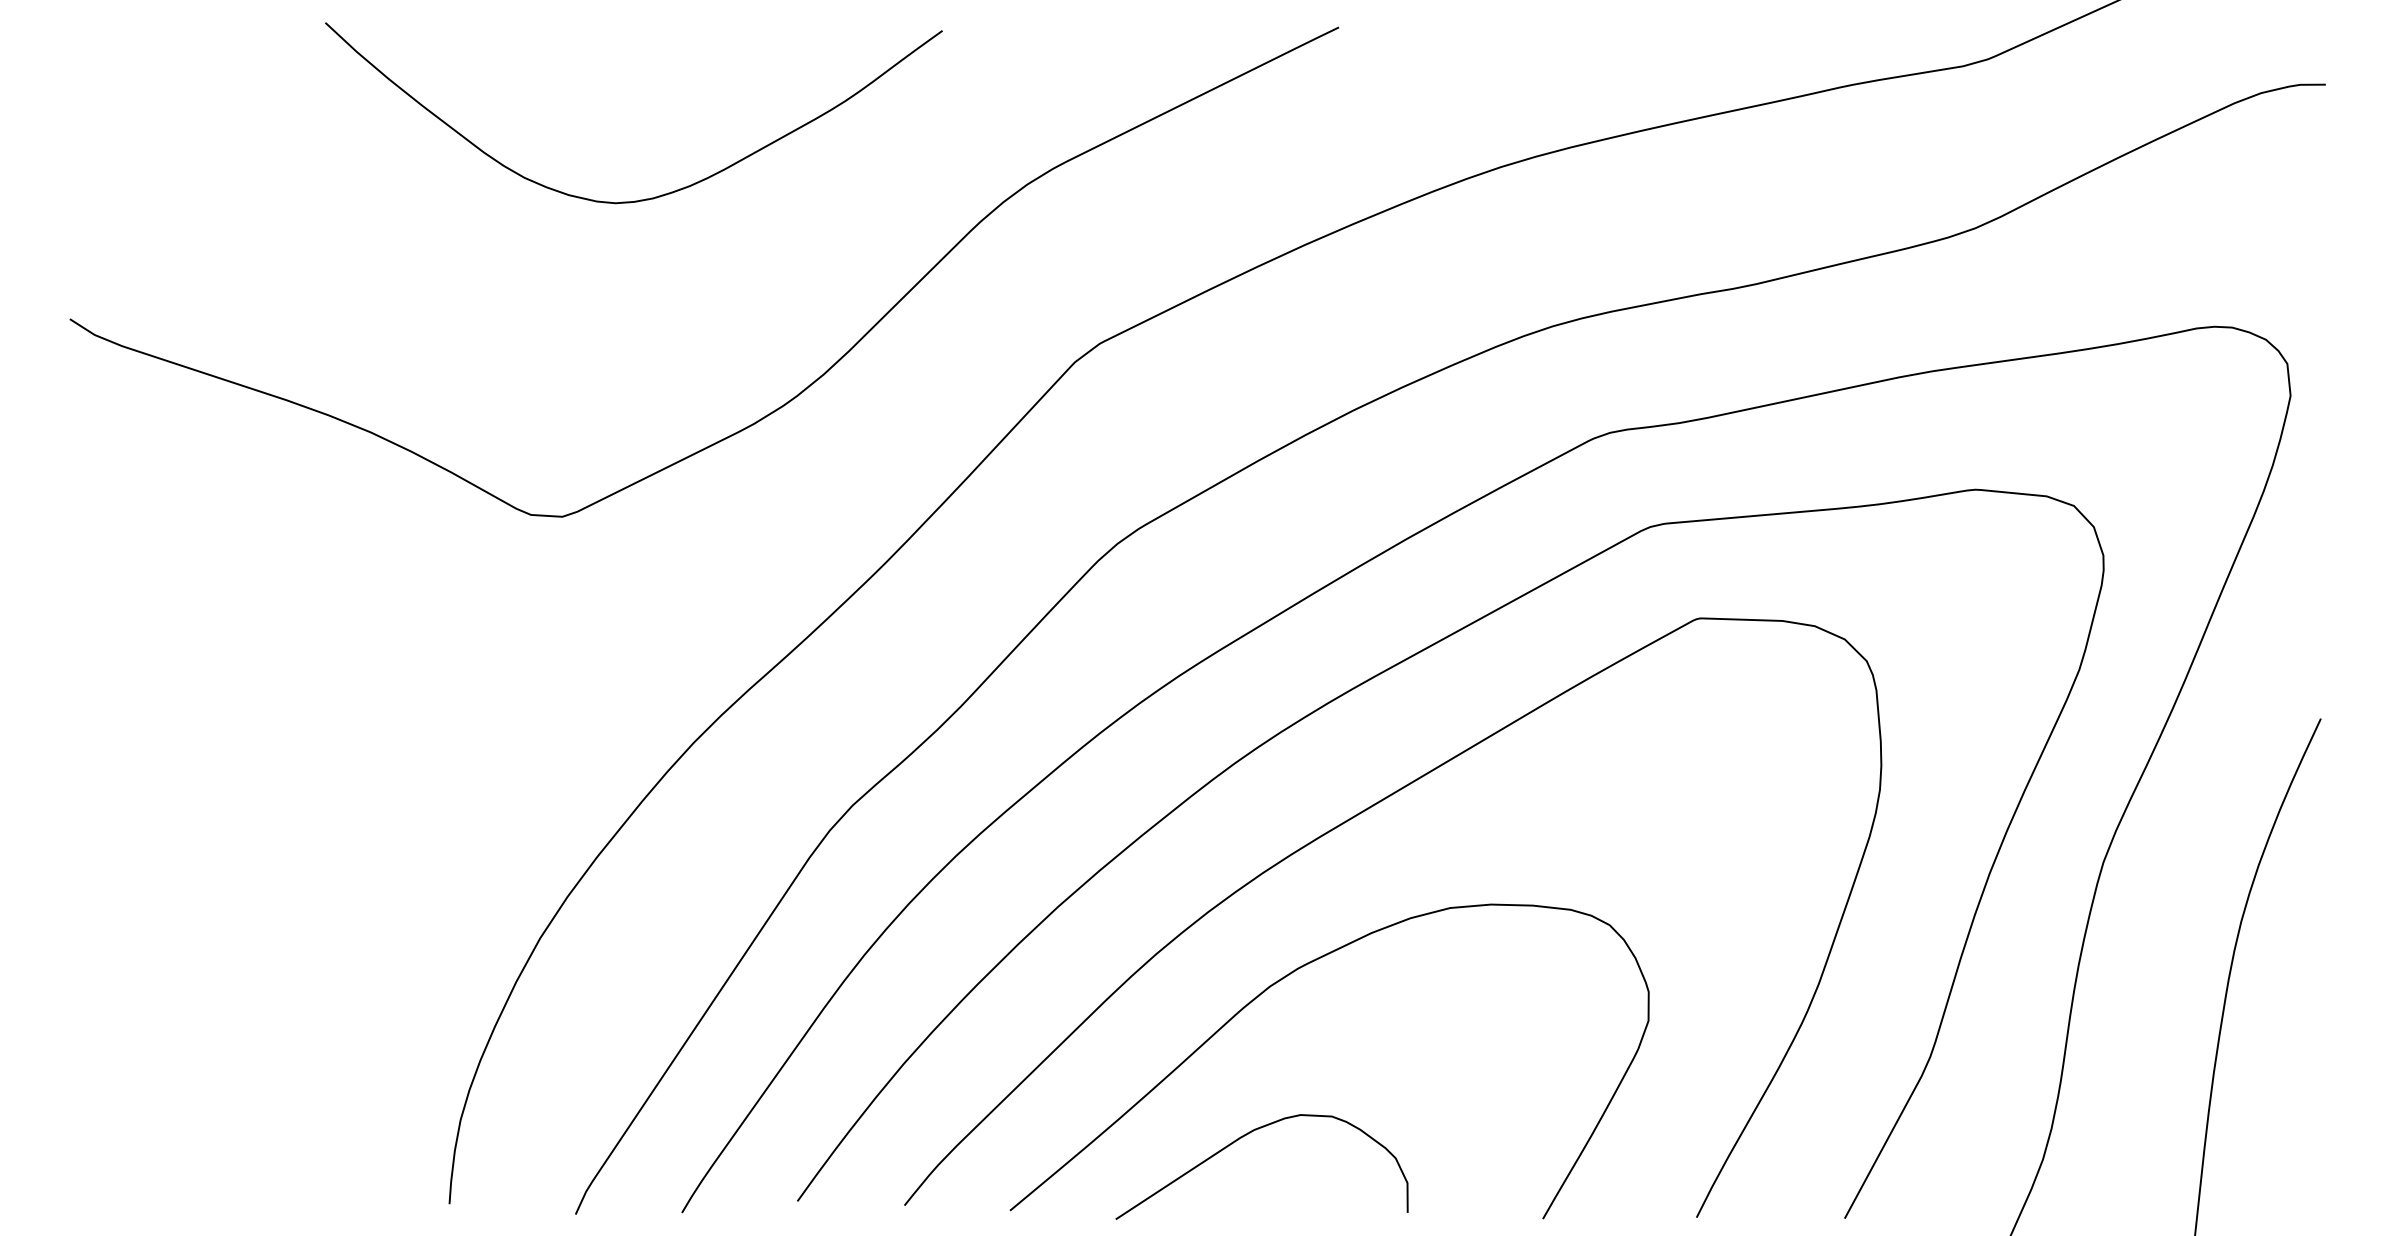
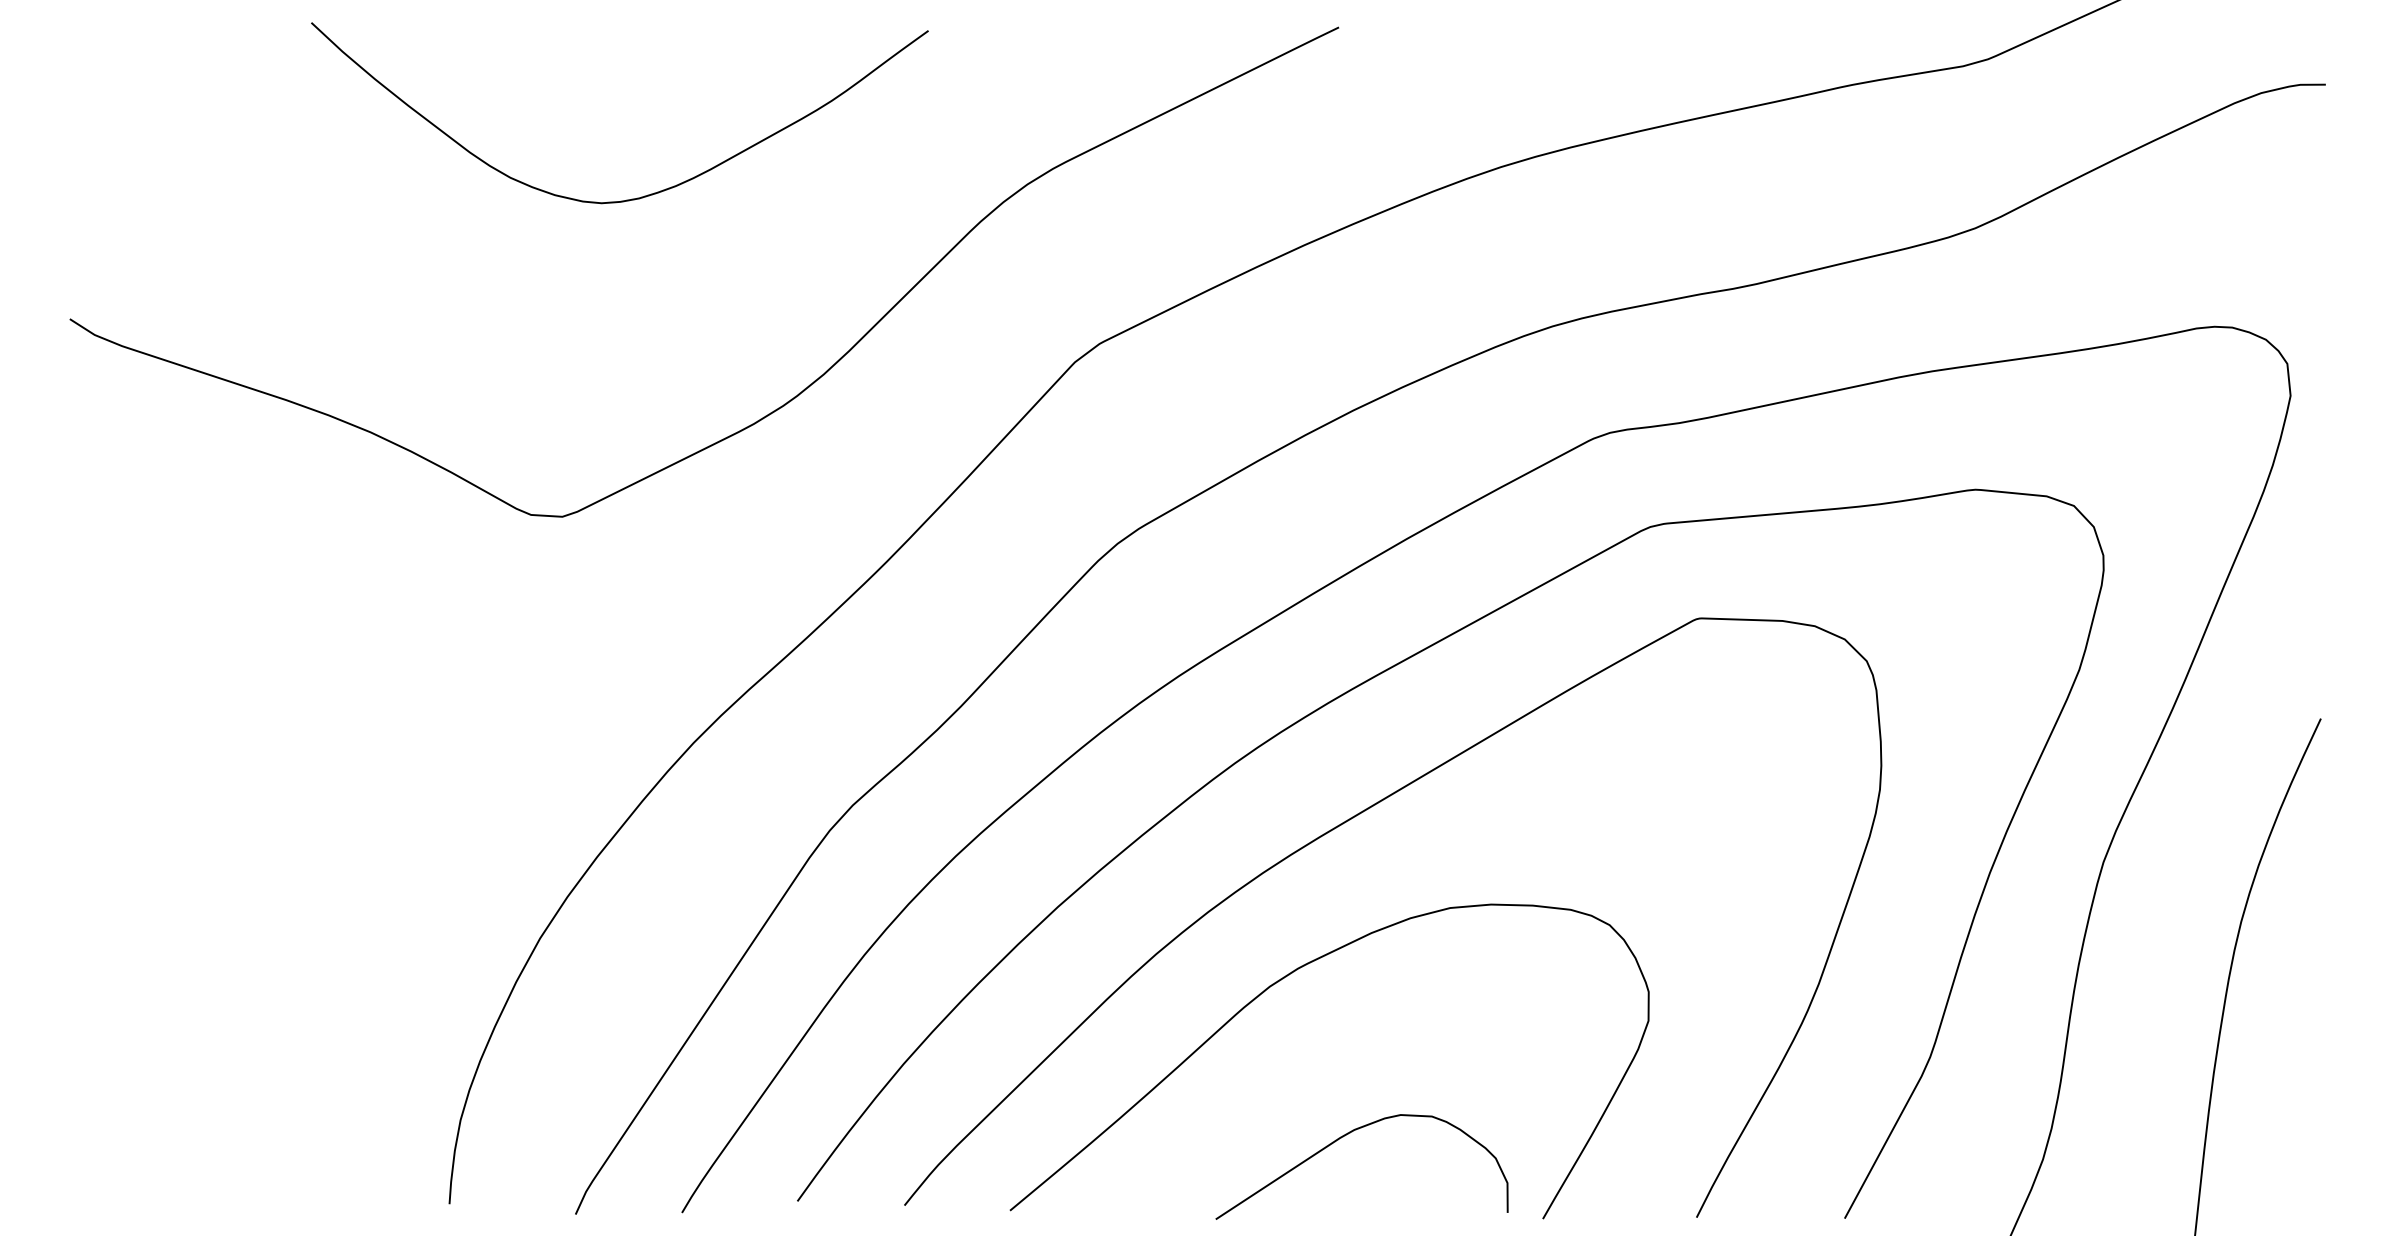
curve position: (661, 194) -> (647, 194) (647, 194)
curve position: (1243, 1137) -> (1343, 1137) (1343, 1137)
